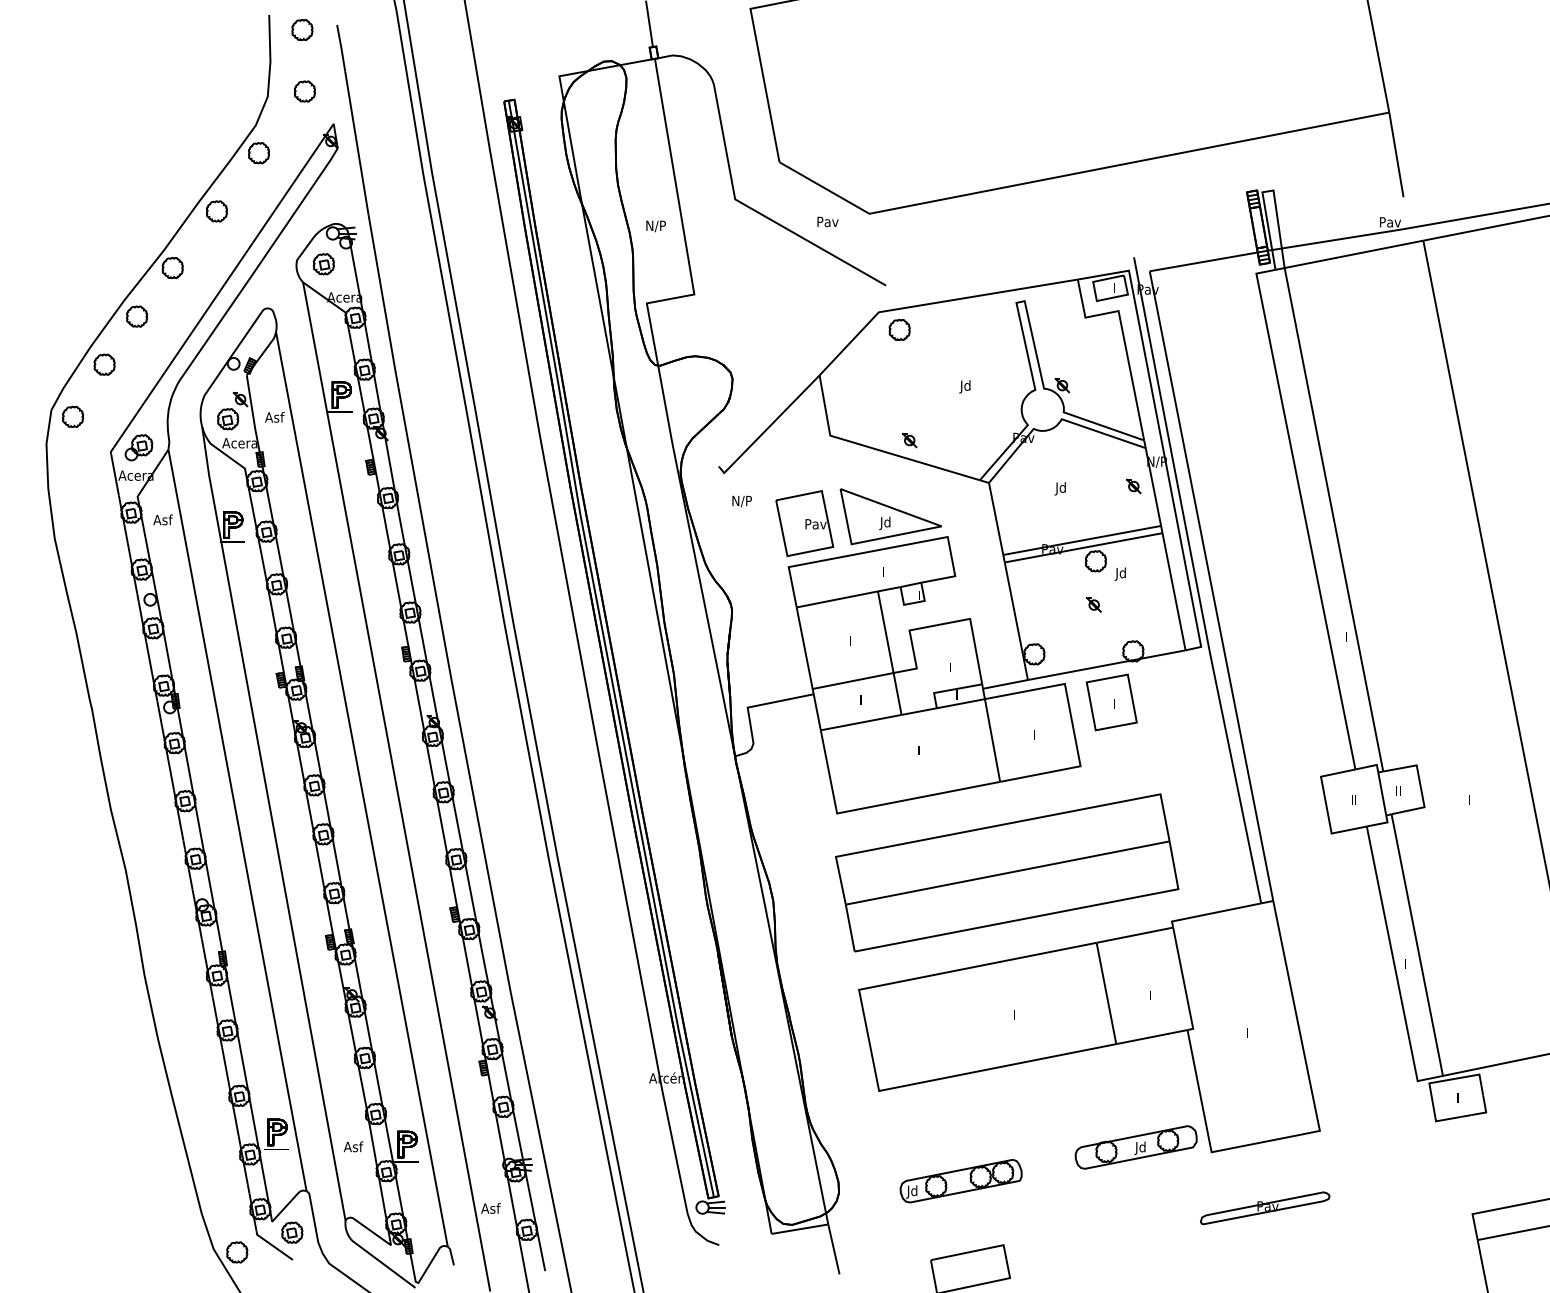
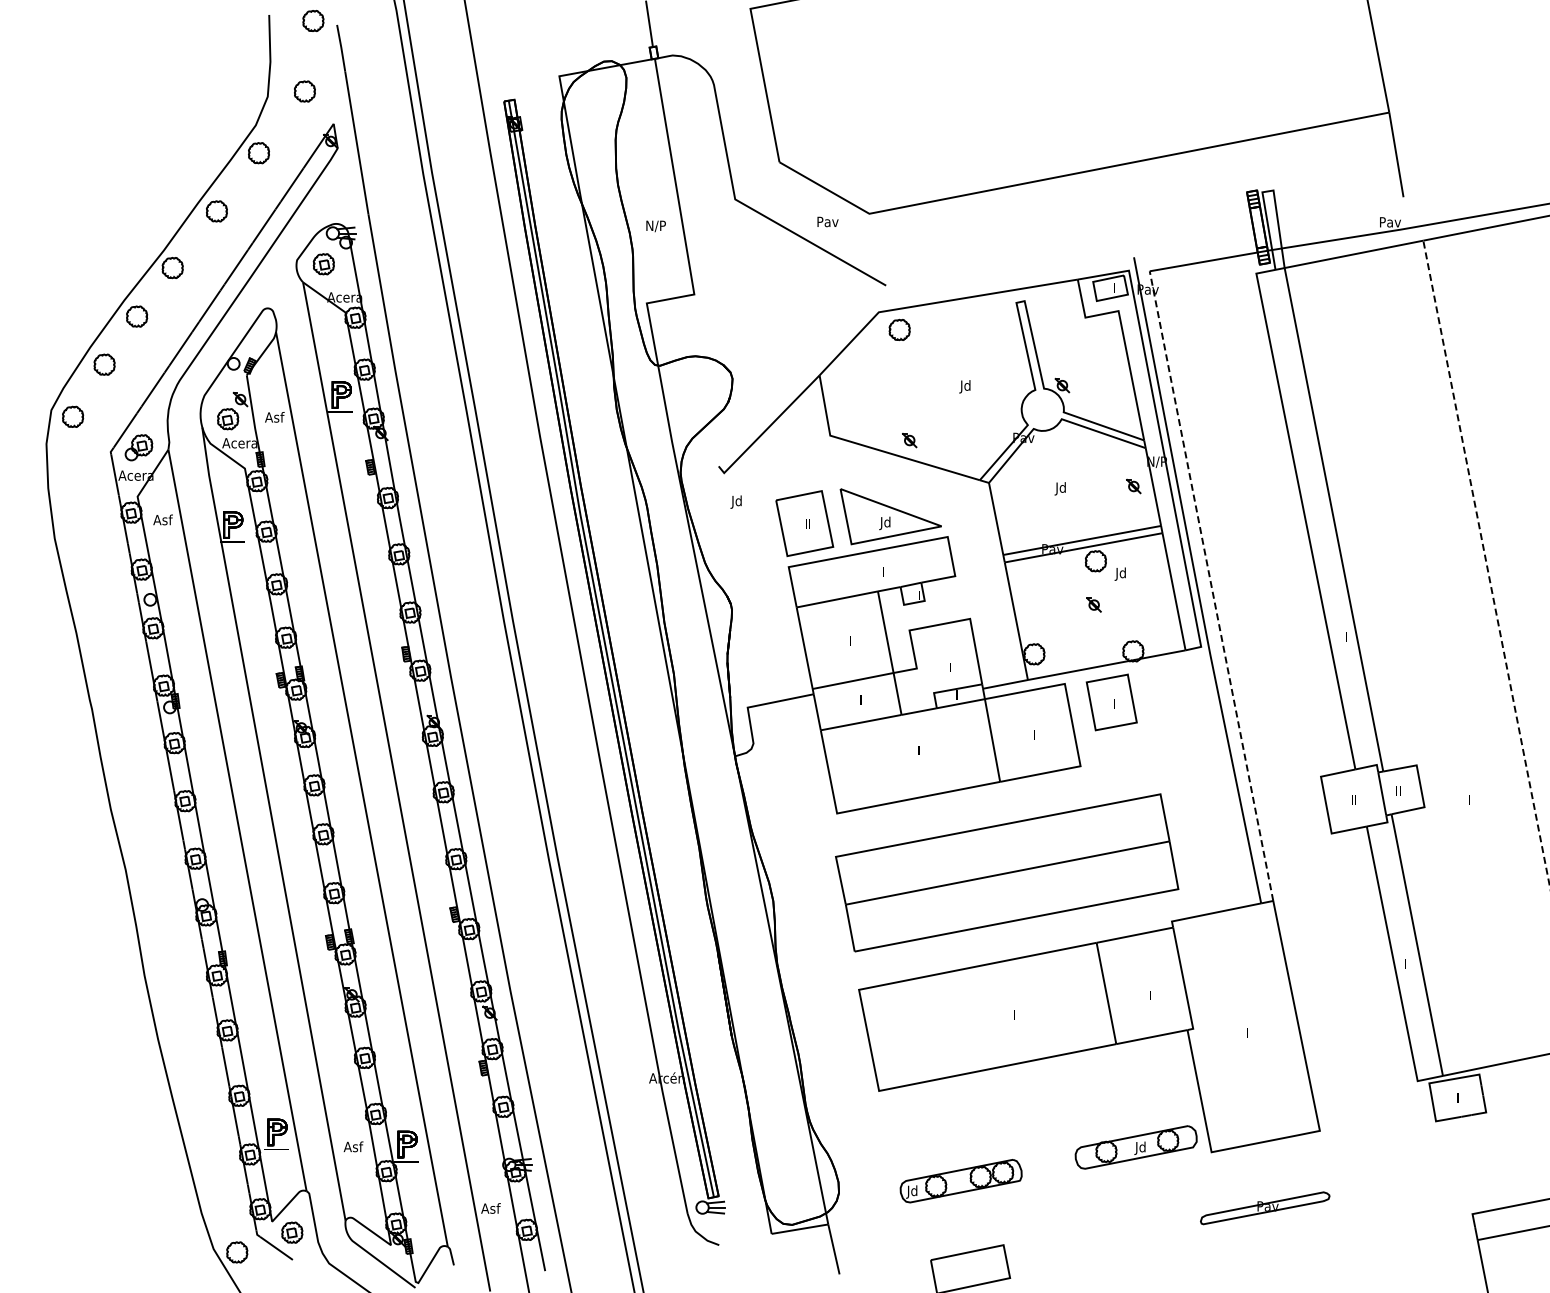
part position: (302, 29) -> (313, 20) (313, 20)
text: N/P -> Jd (740, 501)
text: Pav -> II (815, 524)
line: solid -> dashed (1486, 563)
line: solid -> dashed (1211, 586)
